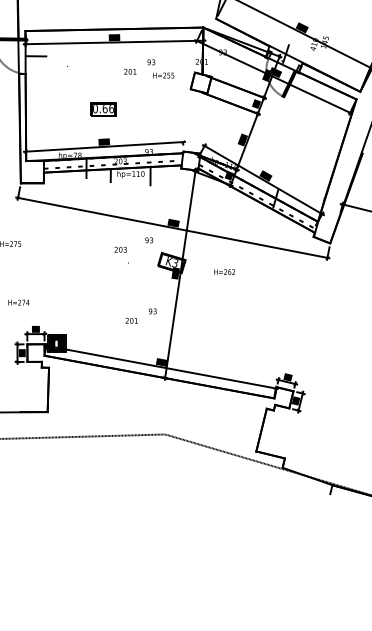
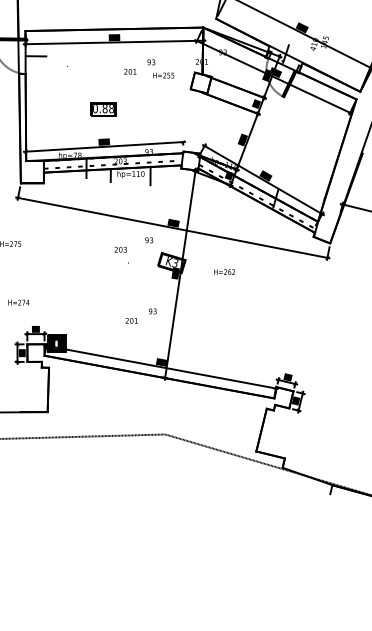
text: 0.66 -> 0.88 (107, 109)
